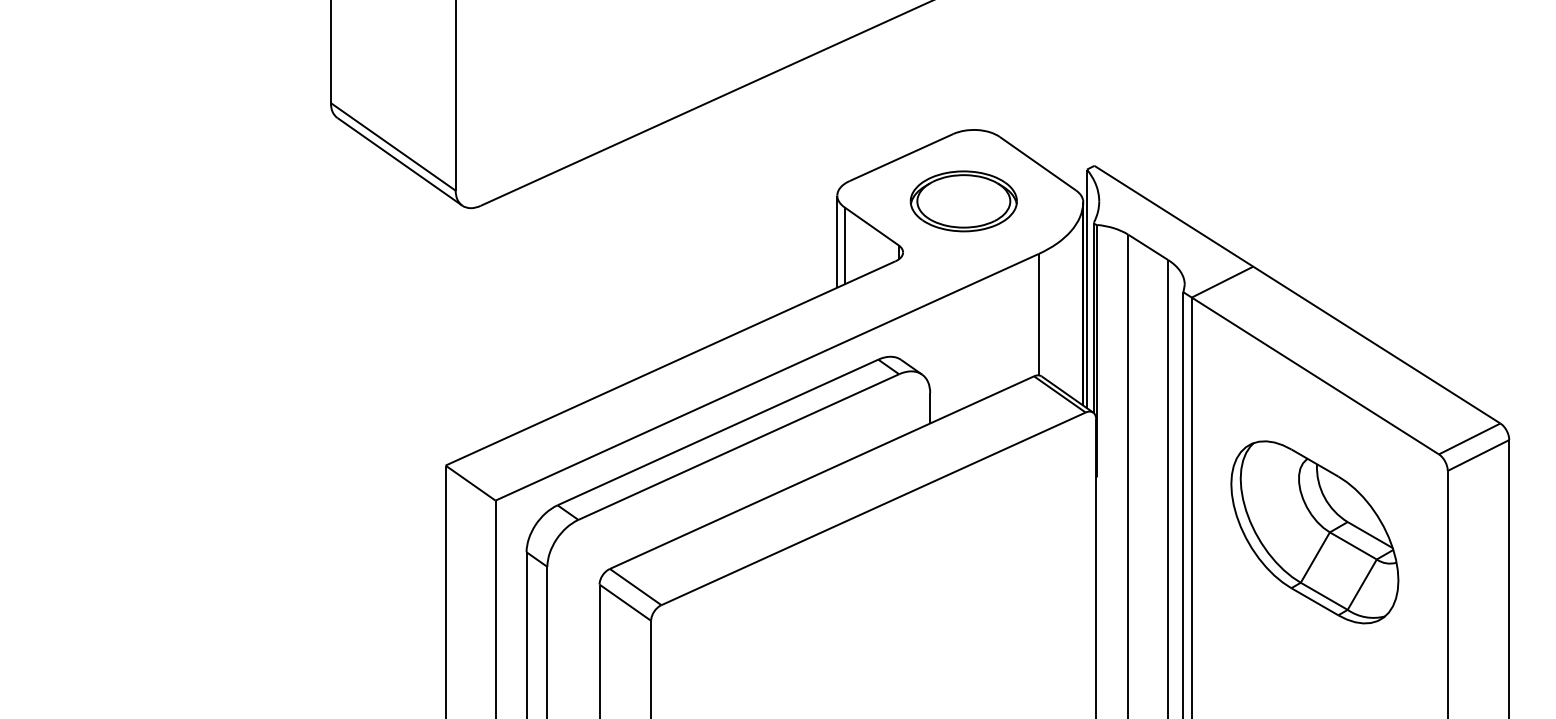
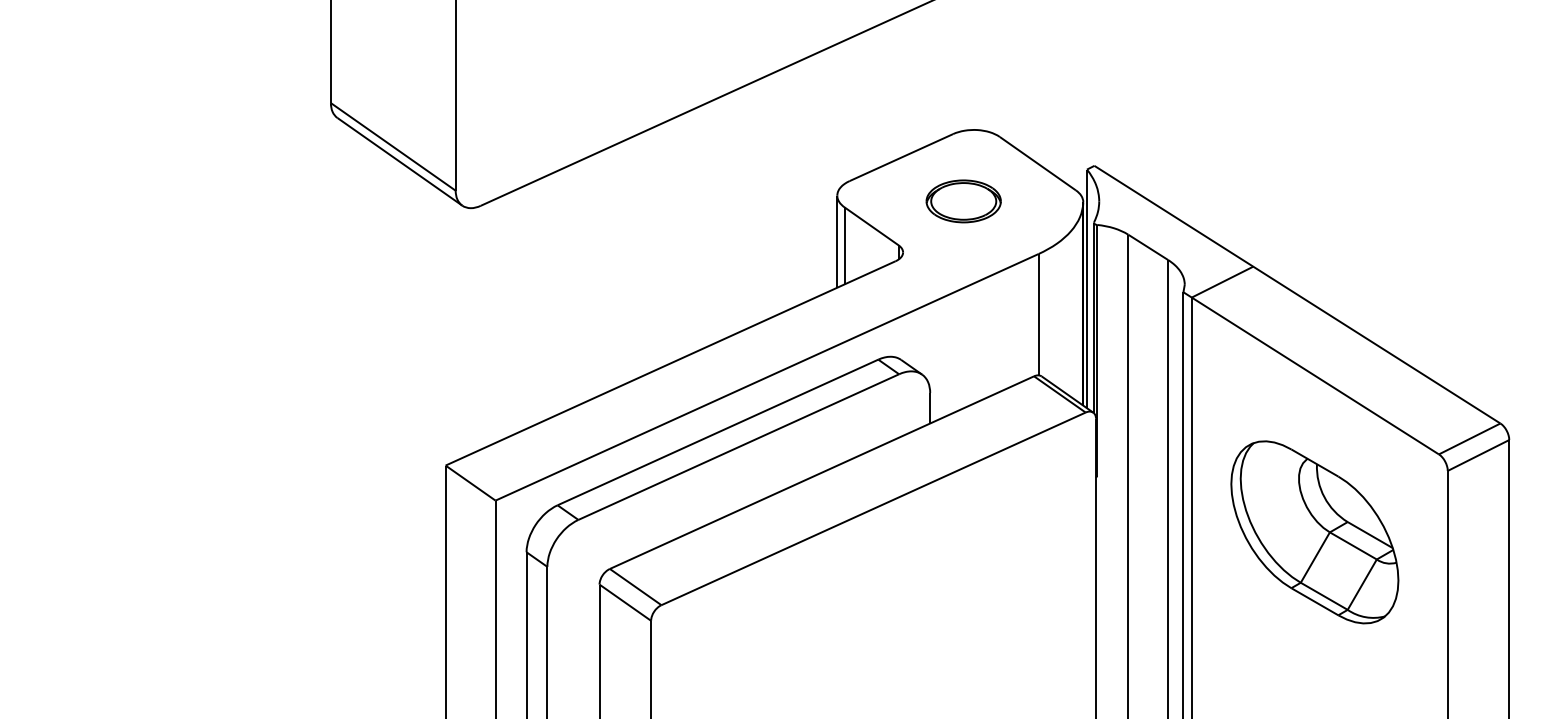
part size: 109x63 px -> 77x45 px (963, 201)
